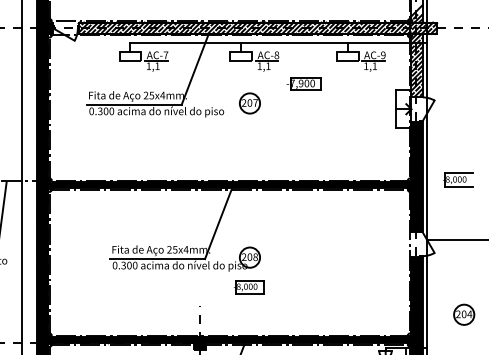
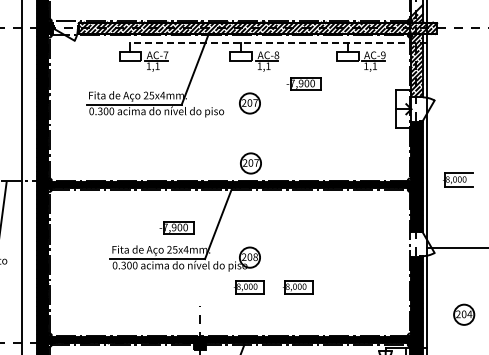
line: solid -> dashed (278, 42)
part: none -> present (250, 163)
part: none -> present (176, 227)
line position: (455, 240) -> (455, 248) (455, 248)
part: none -> present (298, 287)
